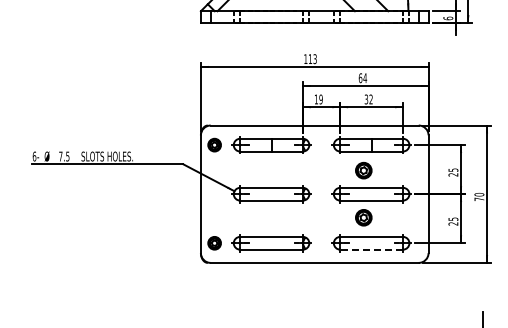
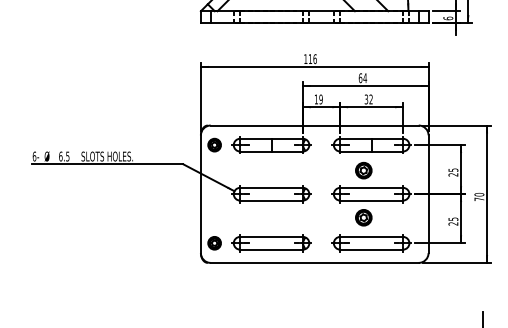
text: 113 -> 116 (314, 59)
text: 7.5 -> 6.5 (60, 156)
line: dashed -> solid (371, 249)
